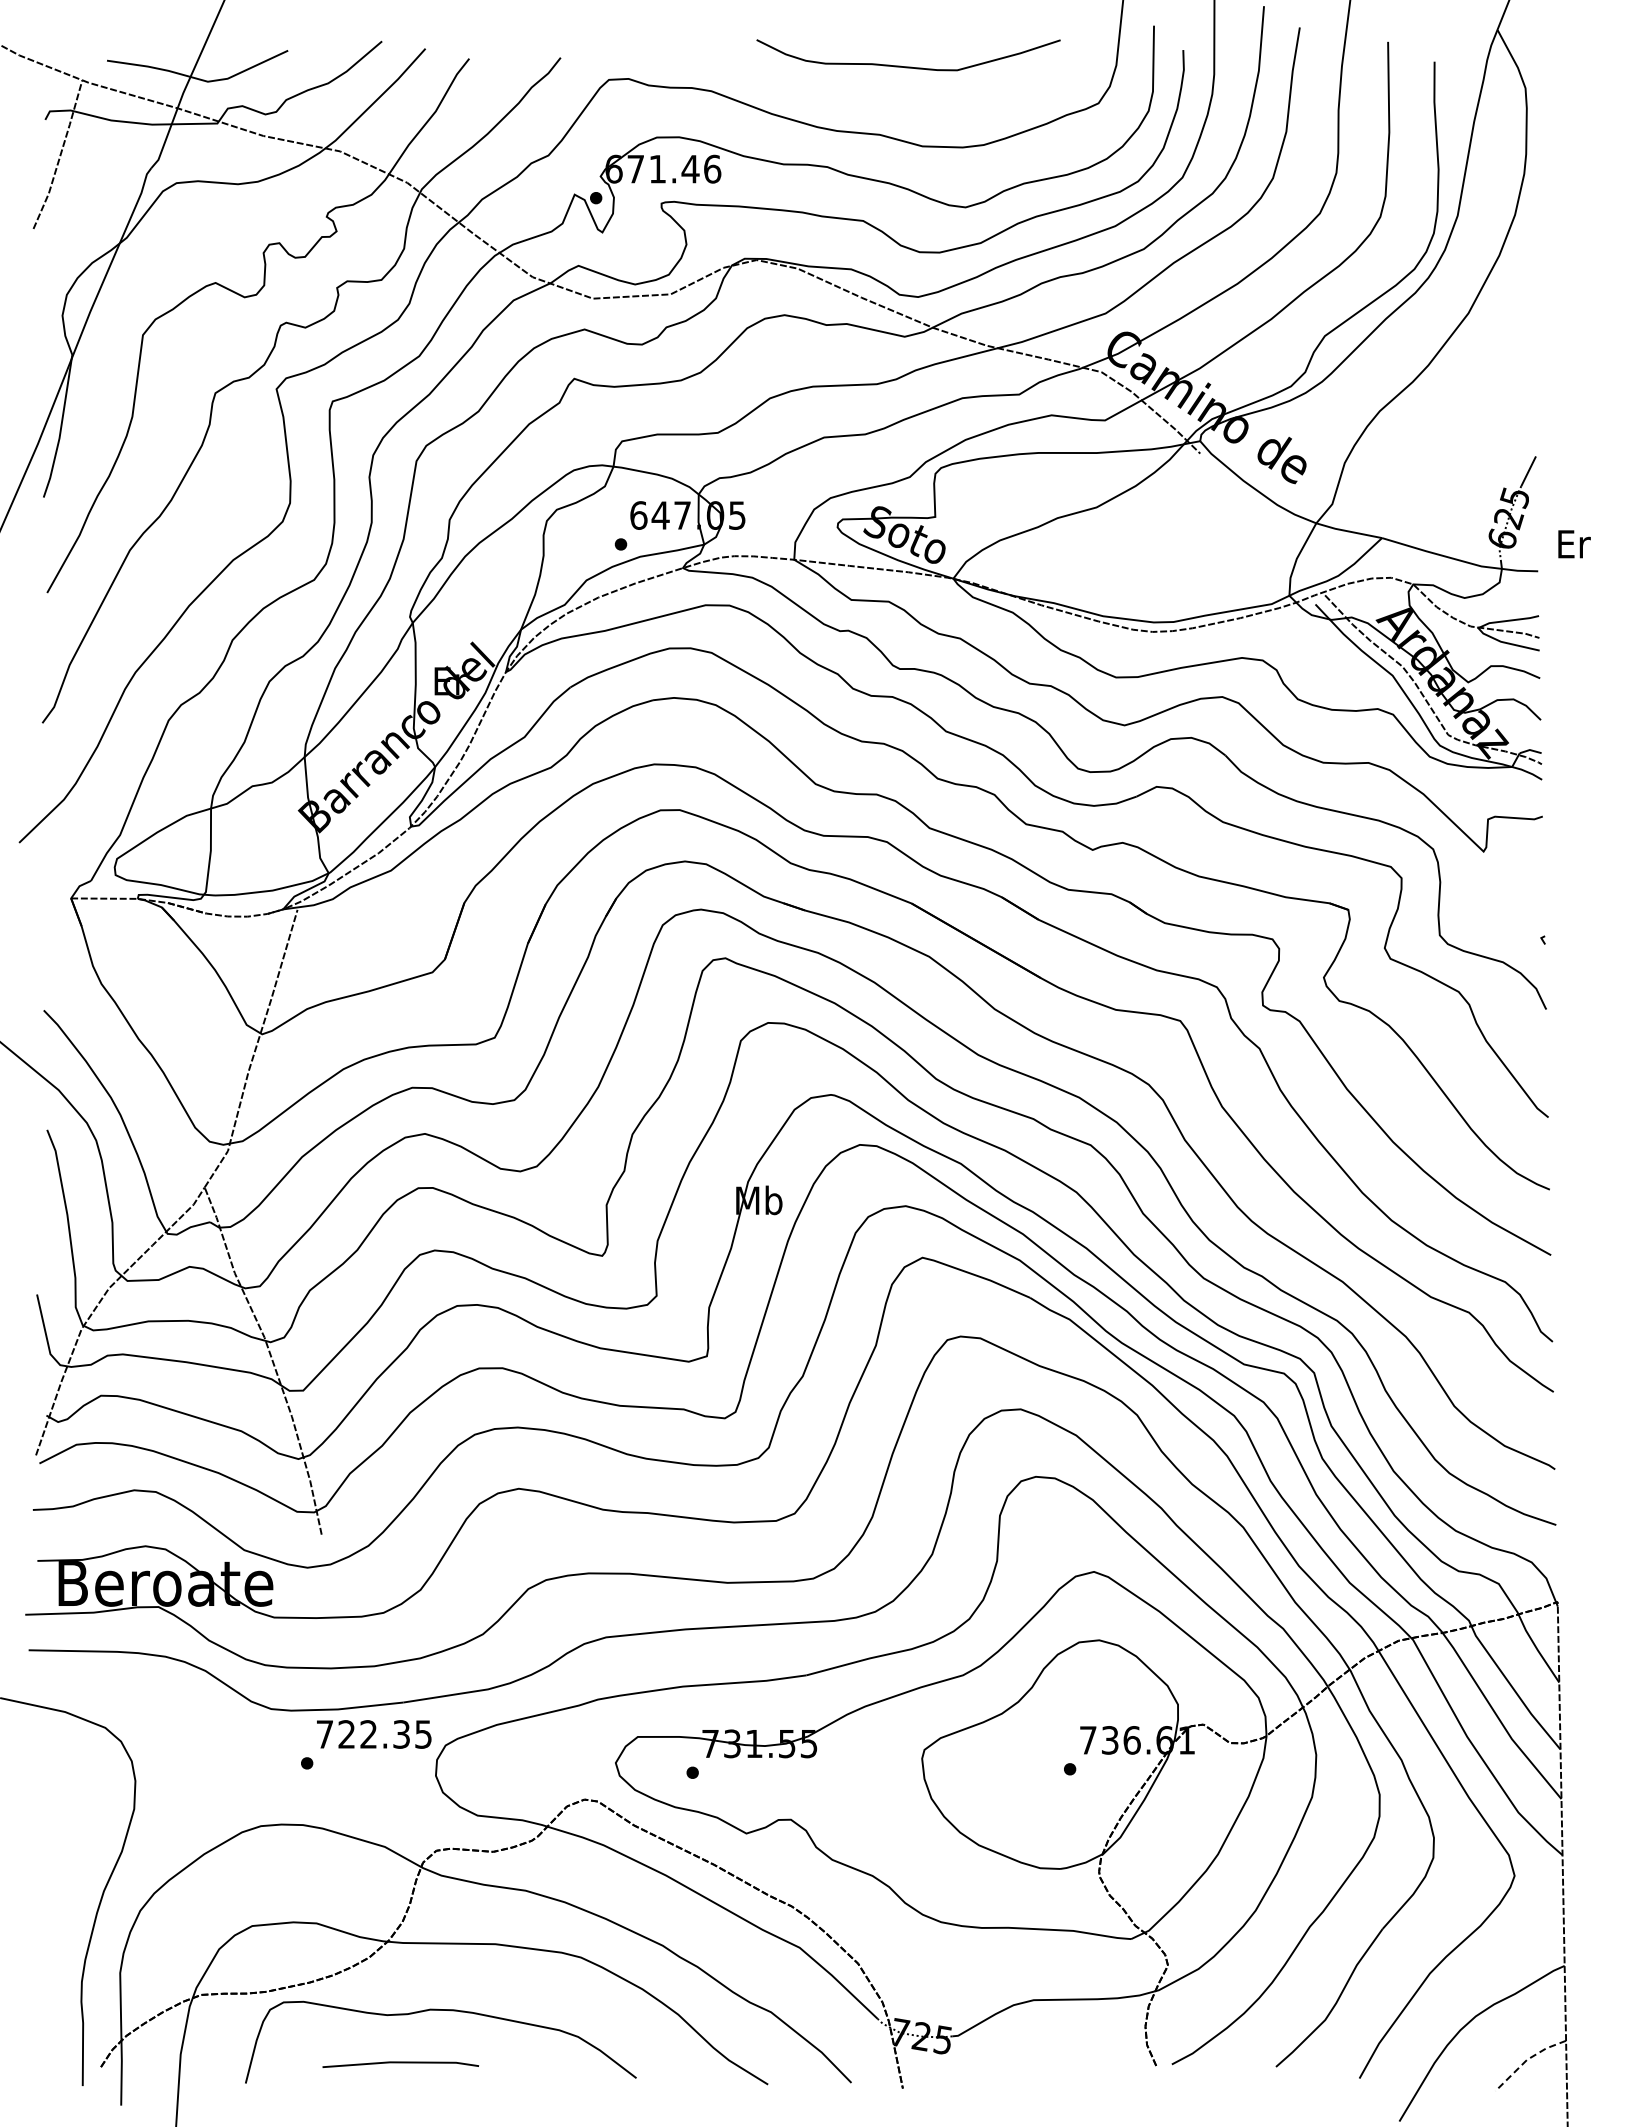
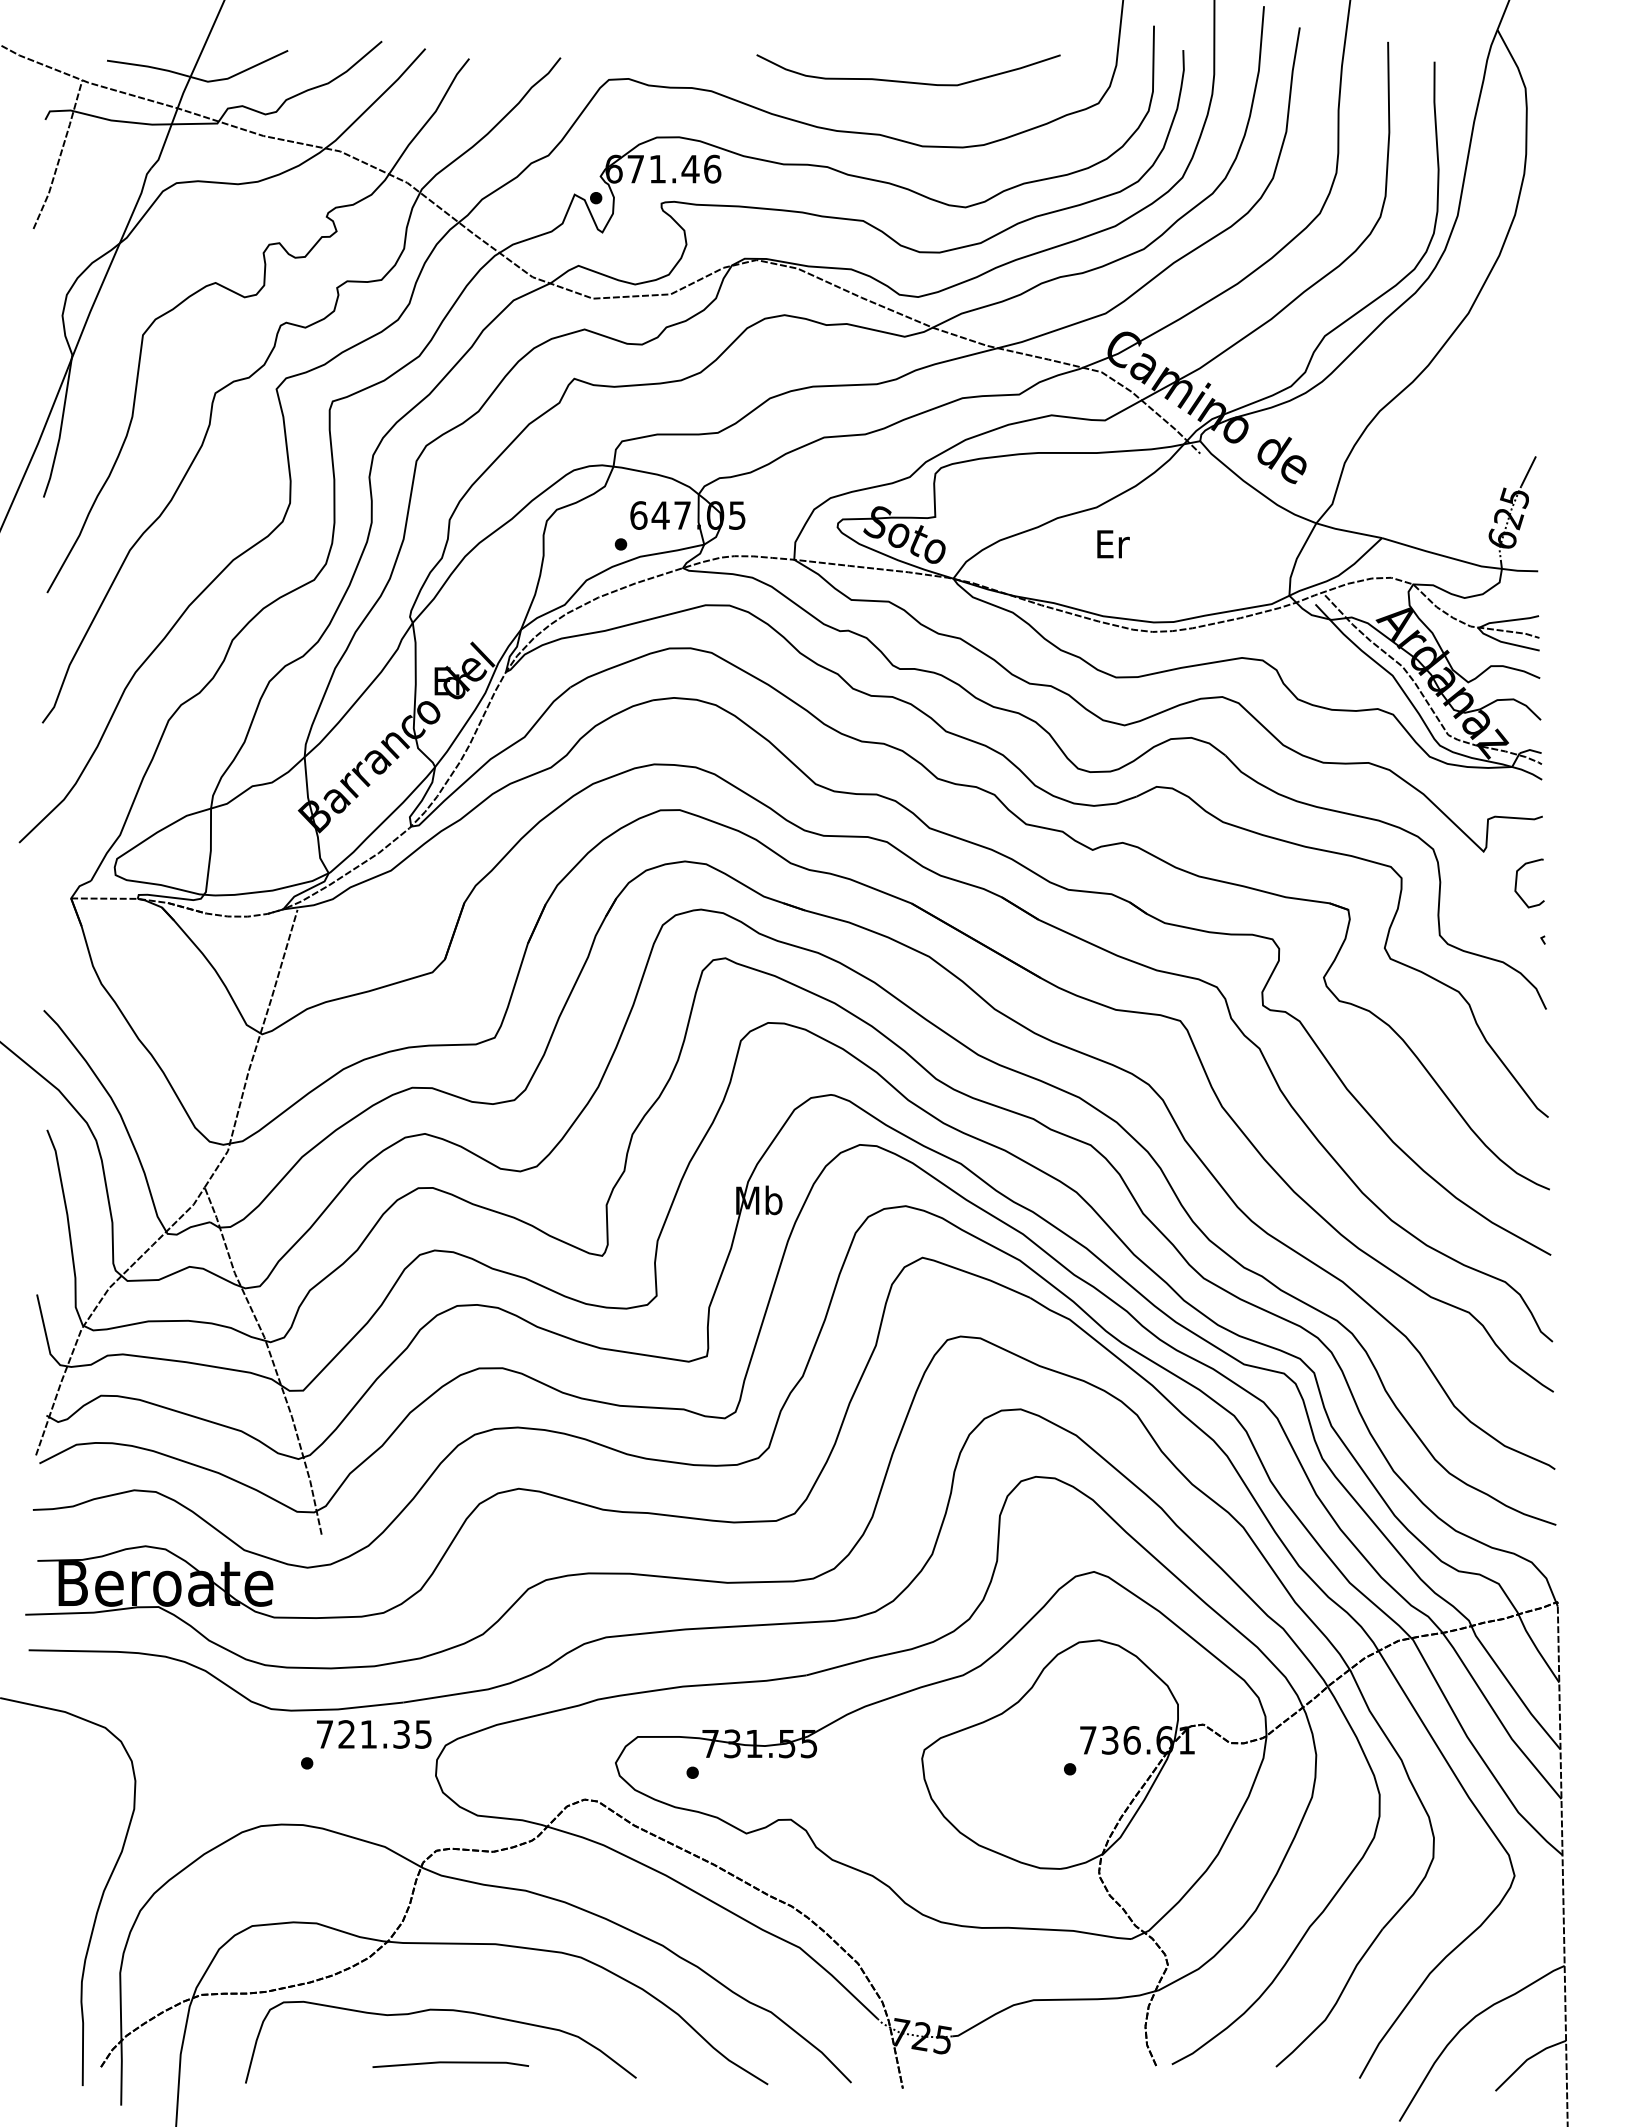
curve position: (908, 66) -> (908, 81) (908, 81)
text position: (1574, 544) -> (1113, 544) (1113, 544)
curve: none -> present (1517, 881)
text: 722.35 -> 721.35 (368, 1734)
line: dashed -> solid (1527, 2059)
line position: (400, 2063) -> (450, 2063) (450, 2063)
